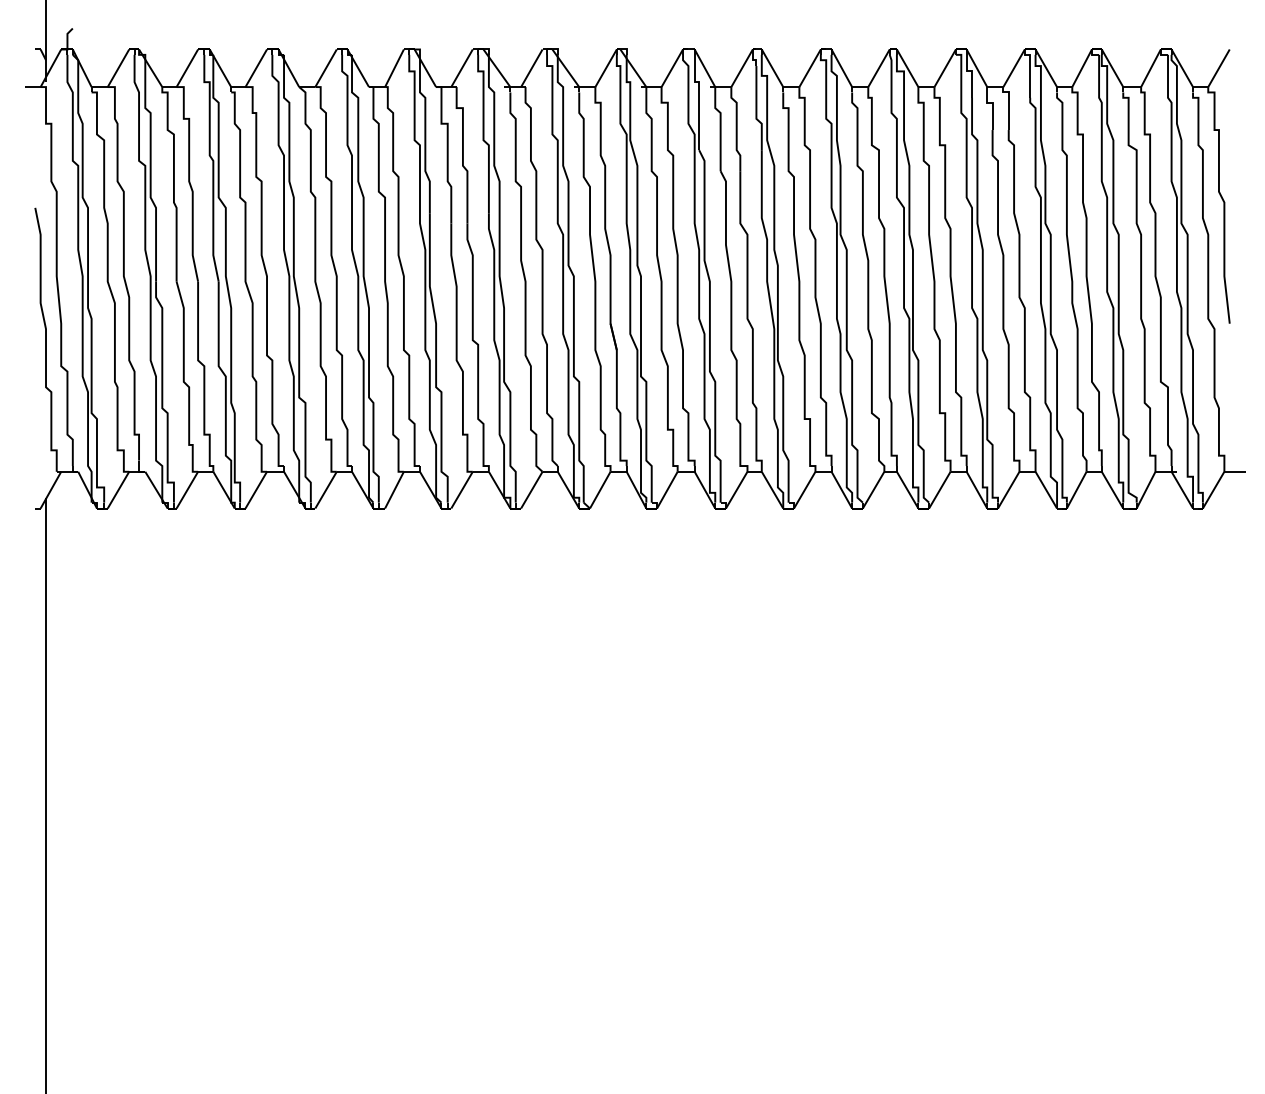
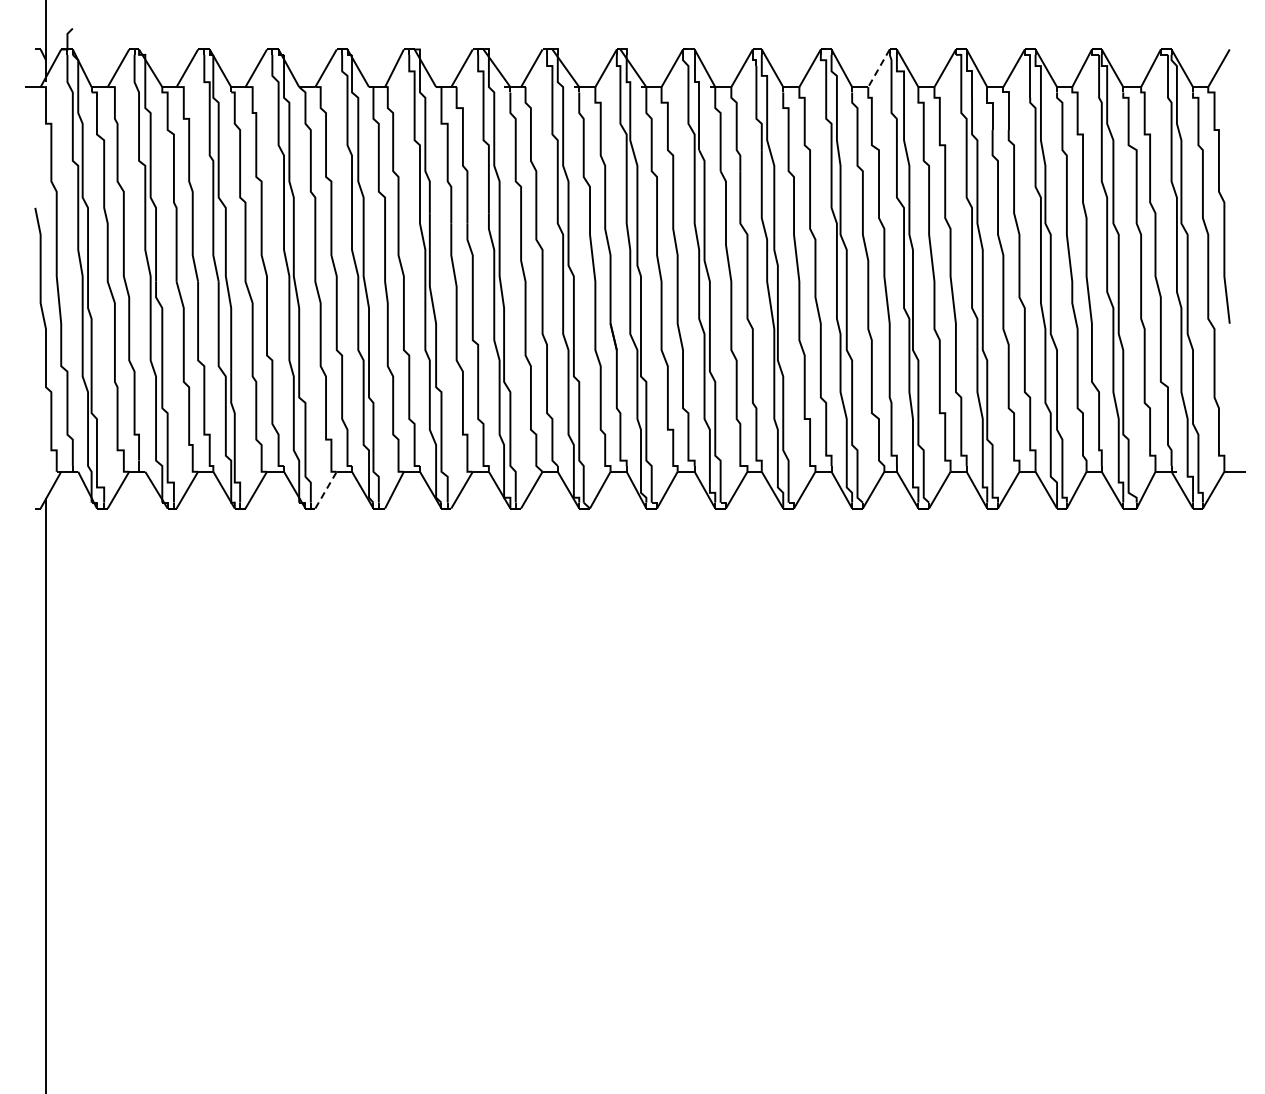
line: solid -> dashed (879, 68)
line: solid -> dashed (326, 489)
